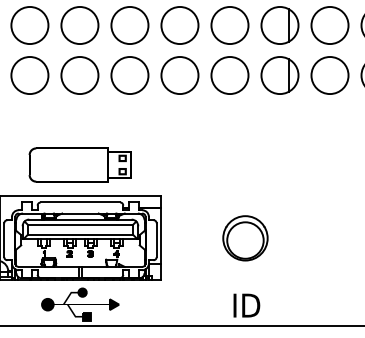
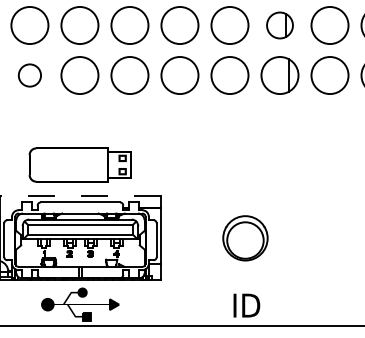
part size: 40x39 px -> 28x29 px (279, 25)
circle diameter: 37 px -> 22 px (29, 75)
line: solid -> dashed (79, 196)
